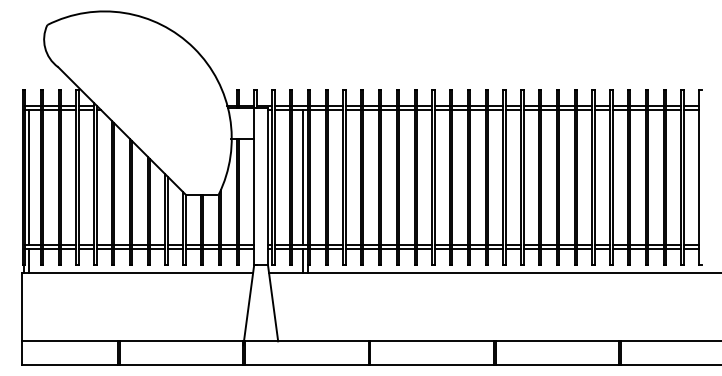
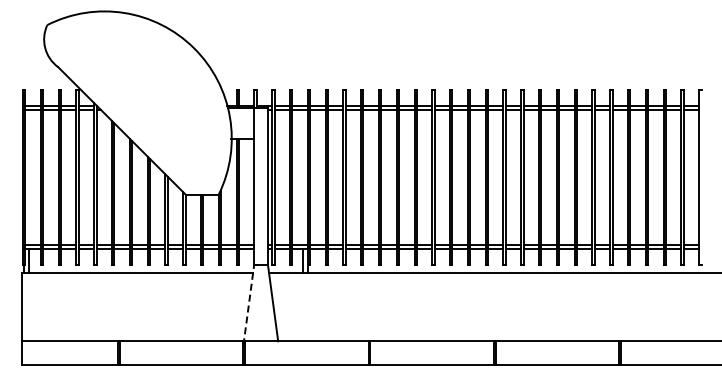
line: present -> none (28, 177)
line: present -> none (303, 177)
line: solid -> dashed (248, 304)
